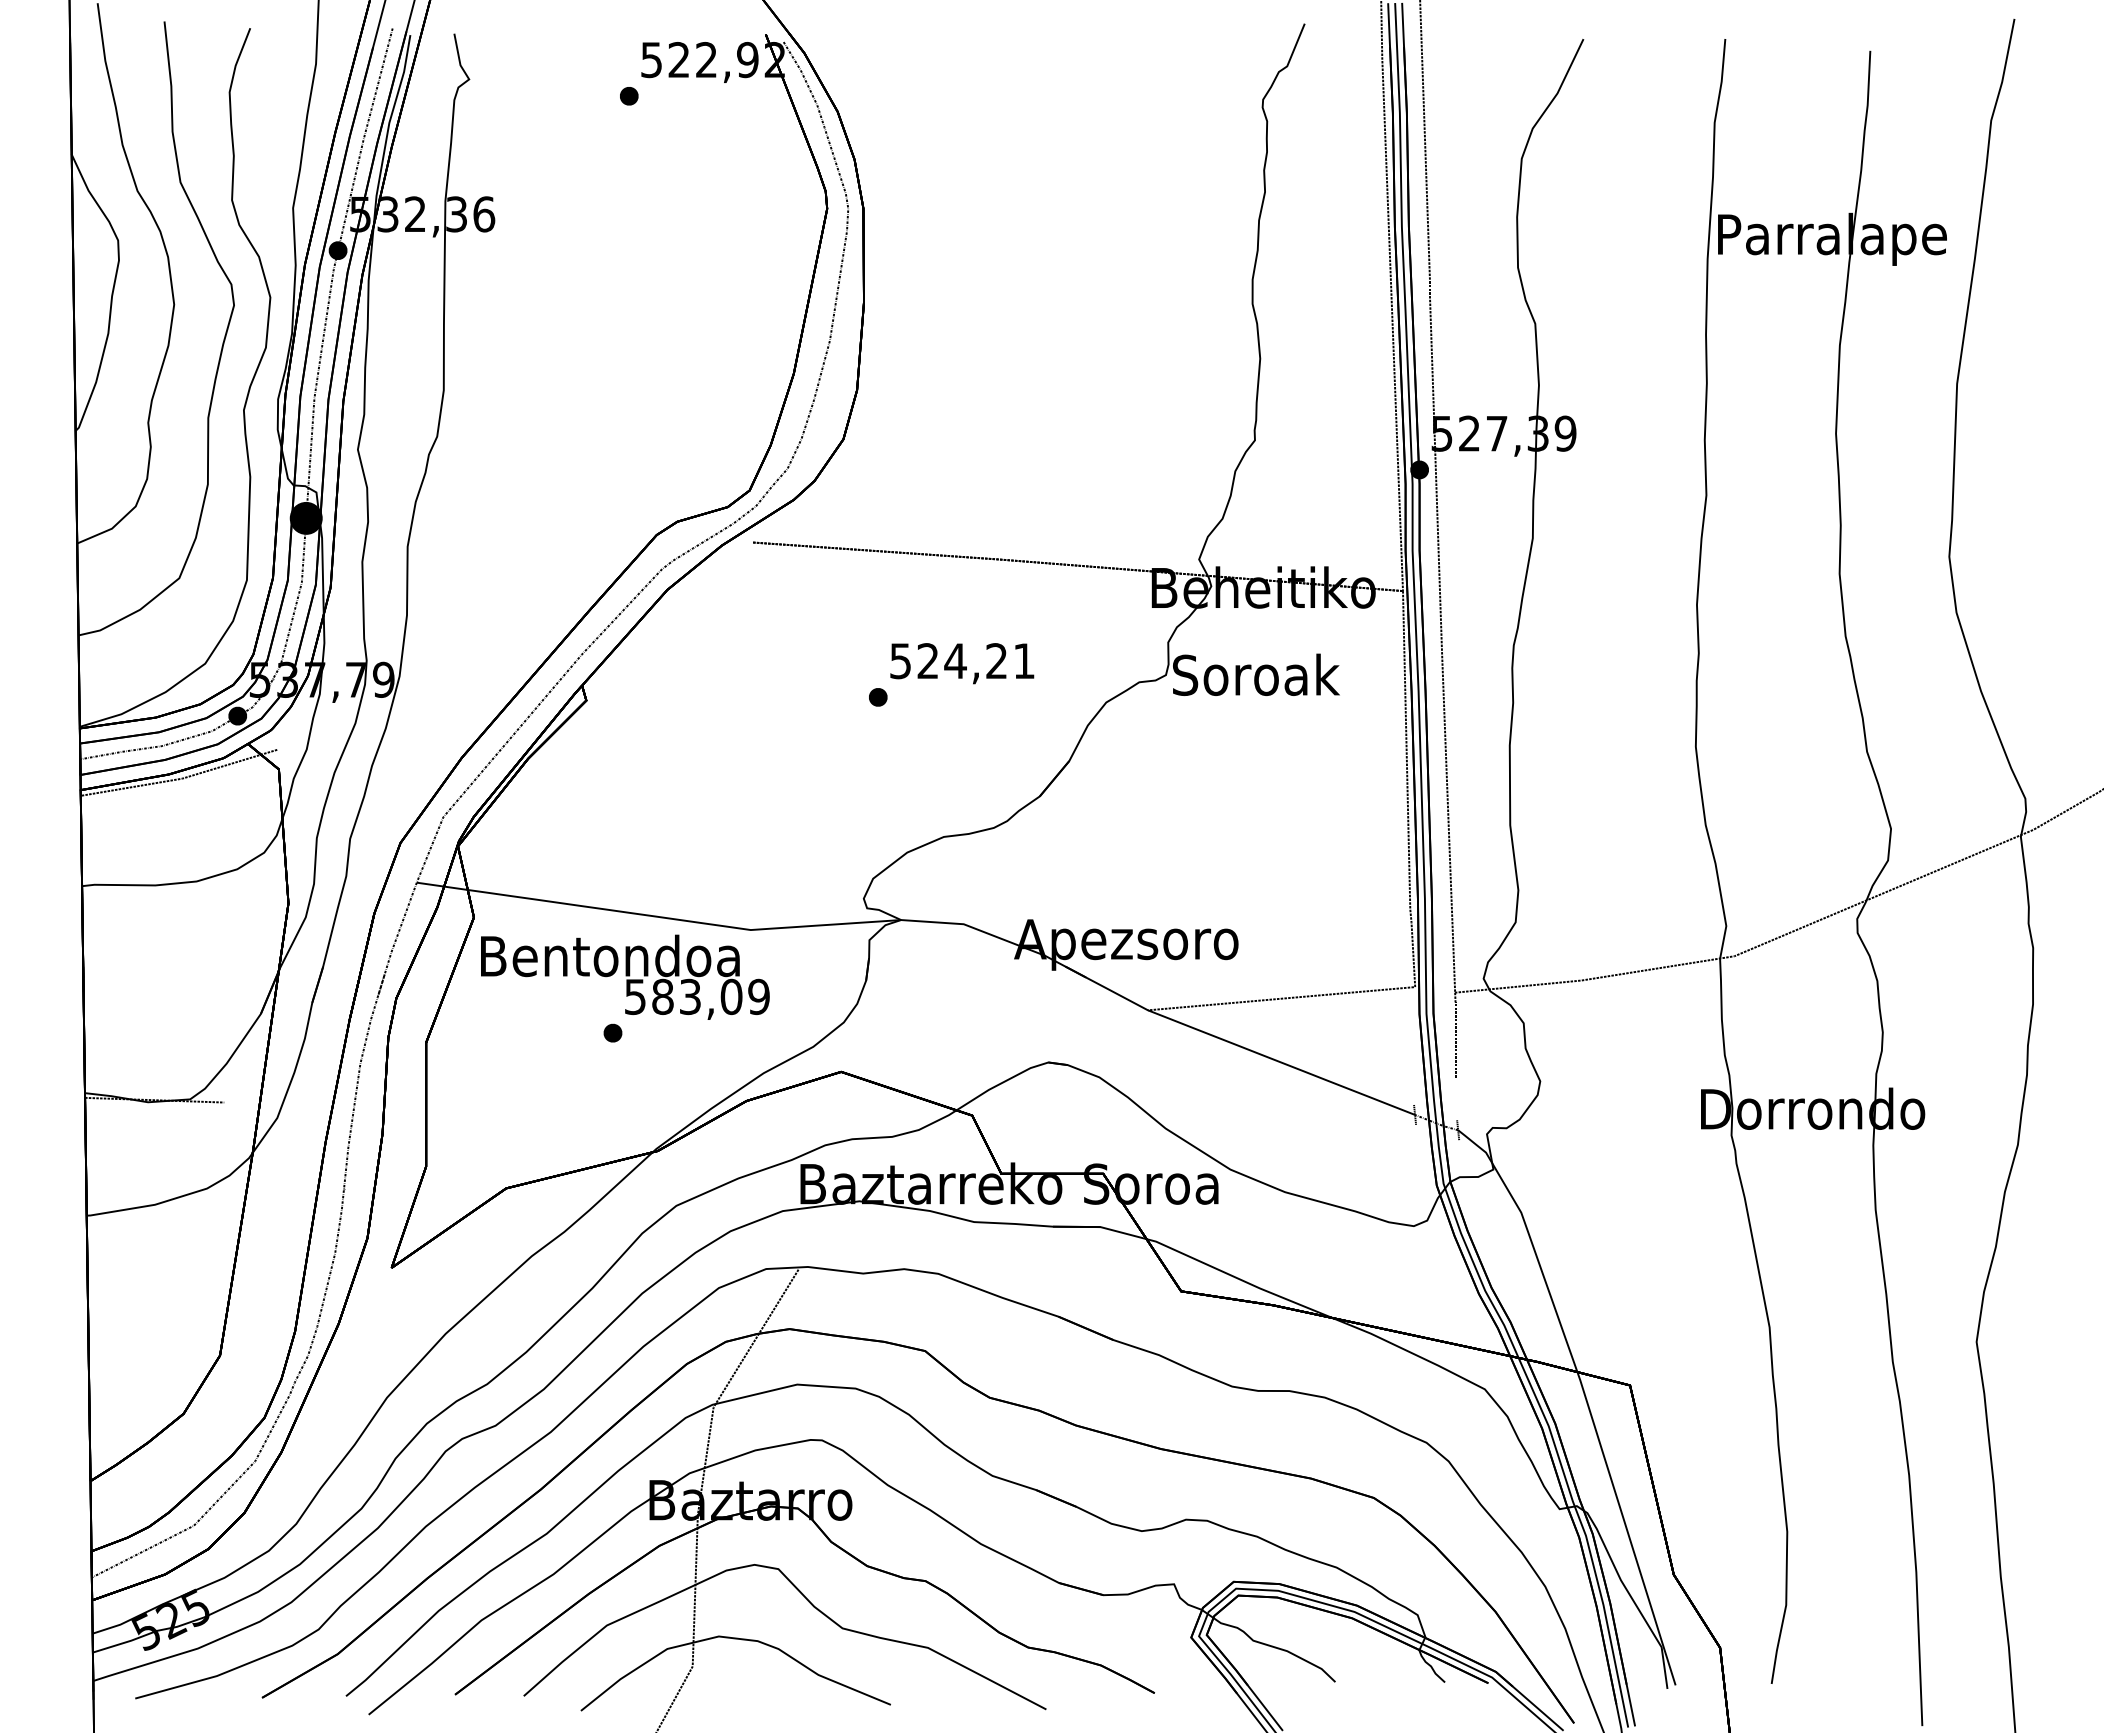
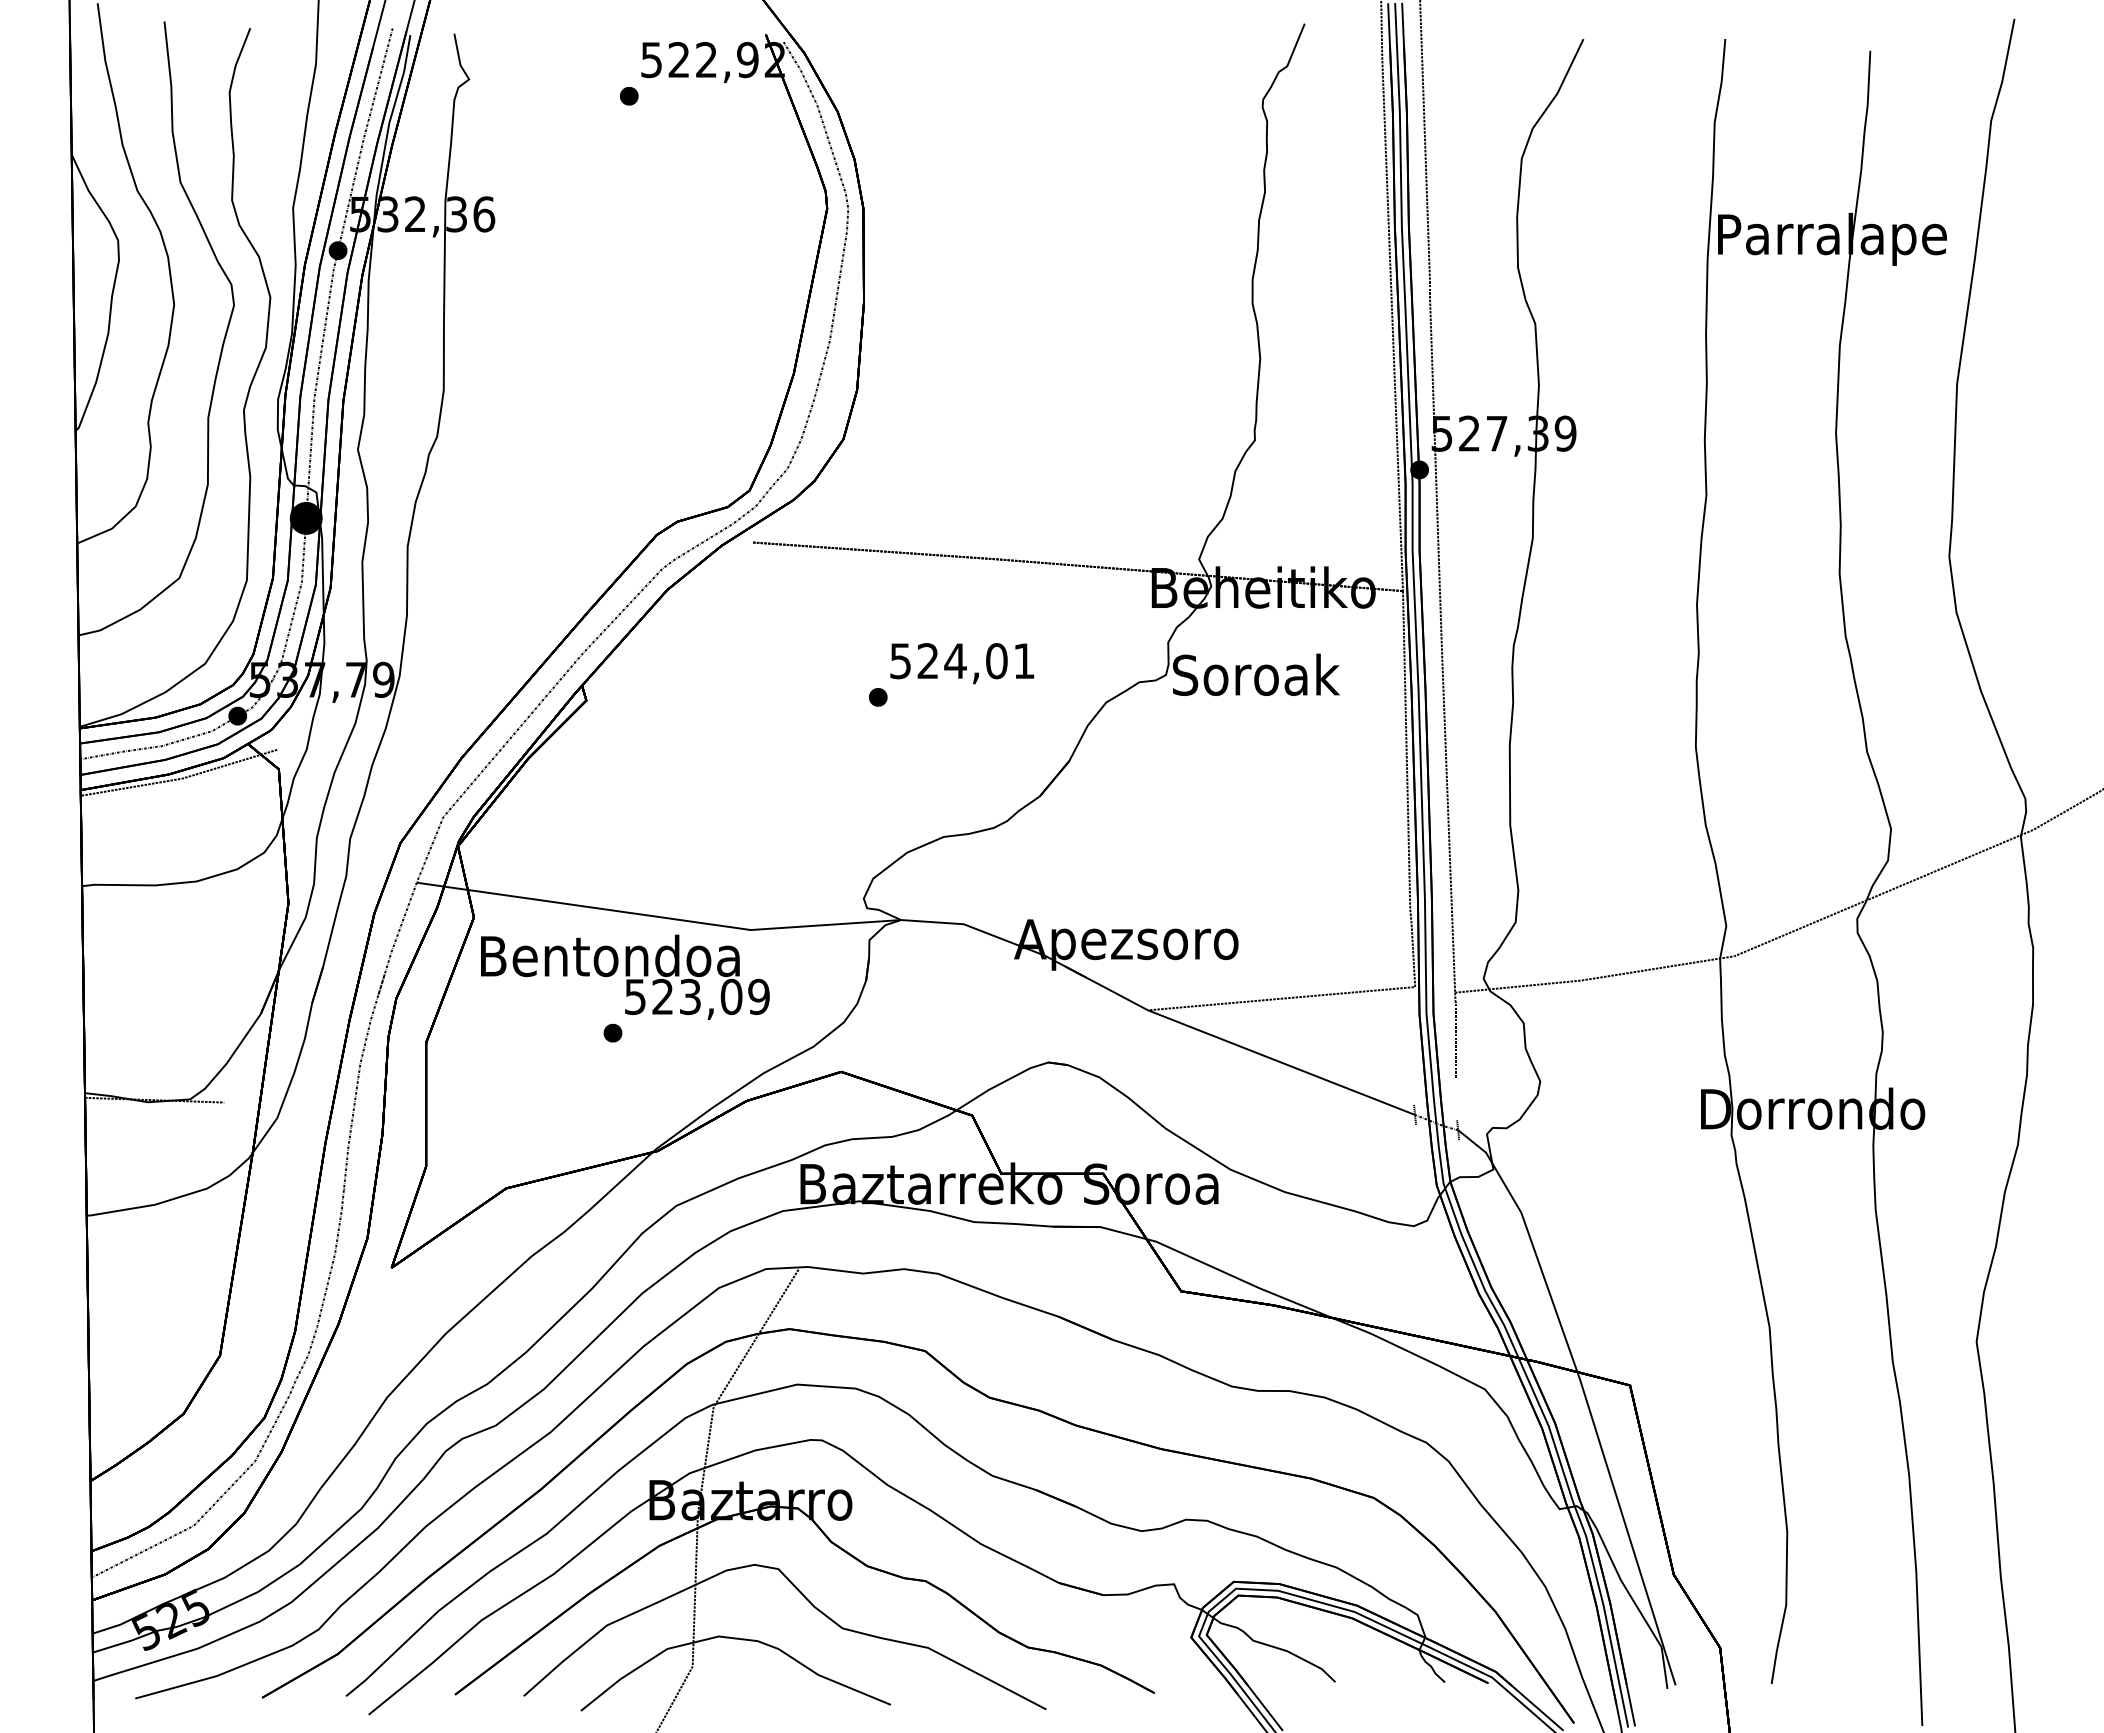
text: 524,21 -> 524,01 (996, 661)
text: 583,09 -> 523,09 (662, 996)
